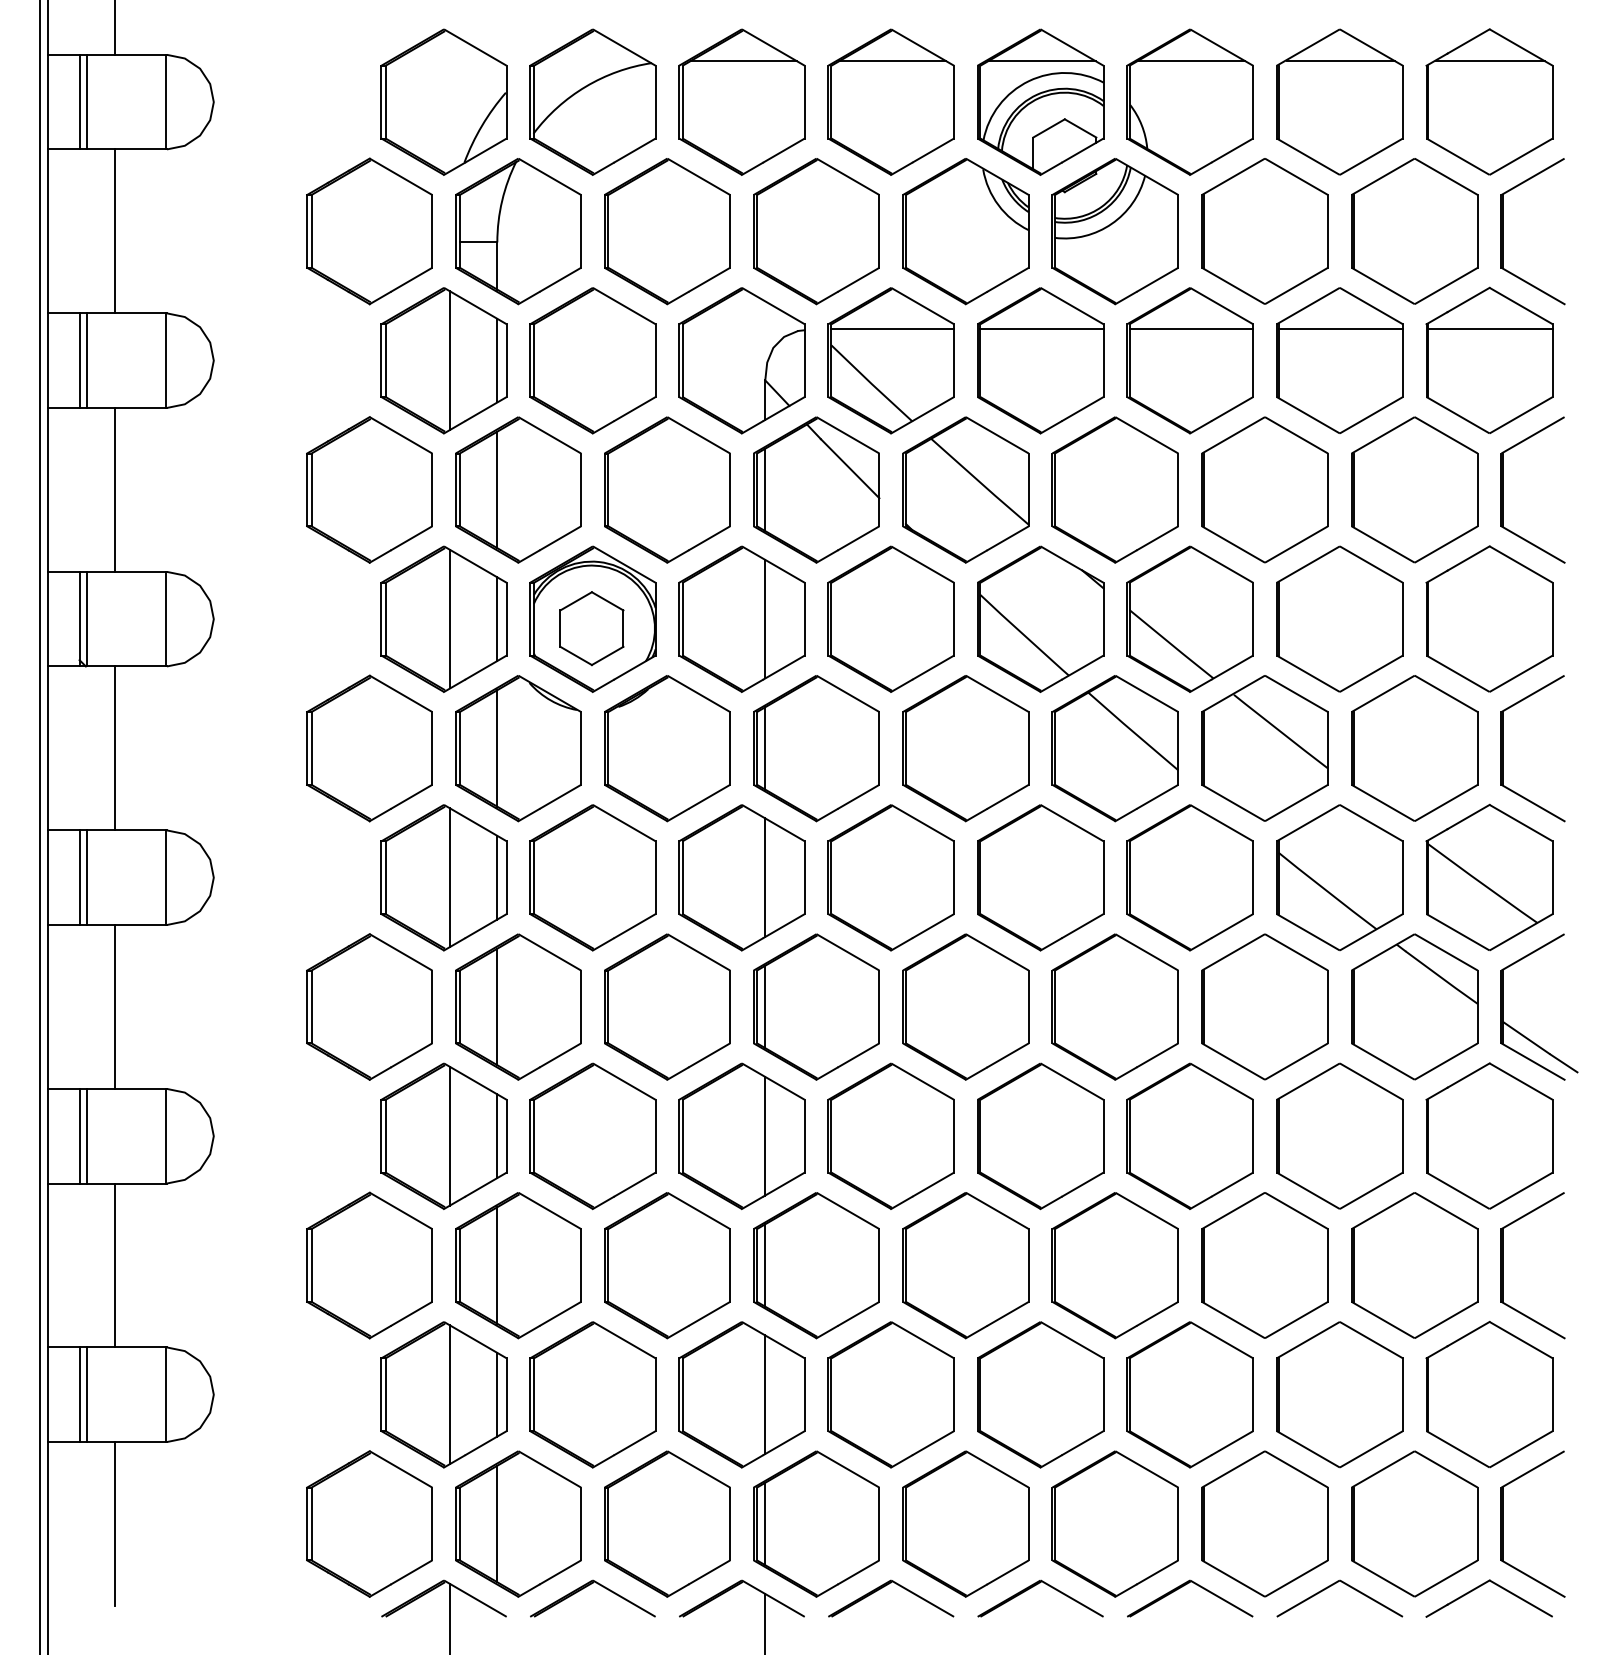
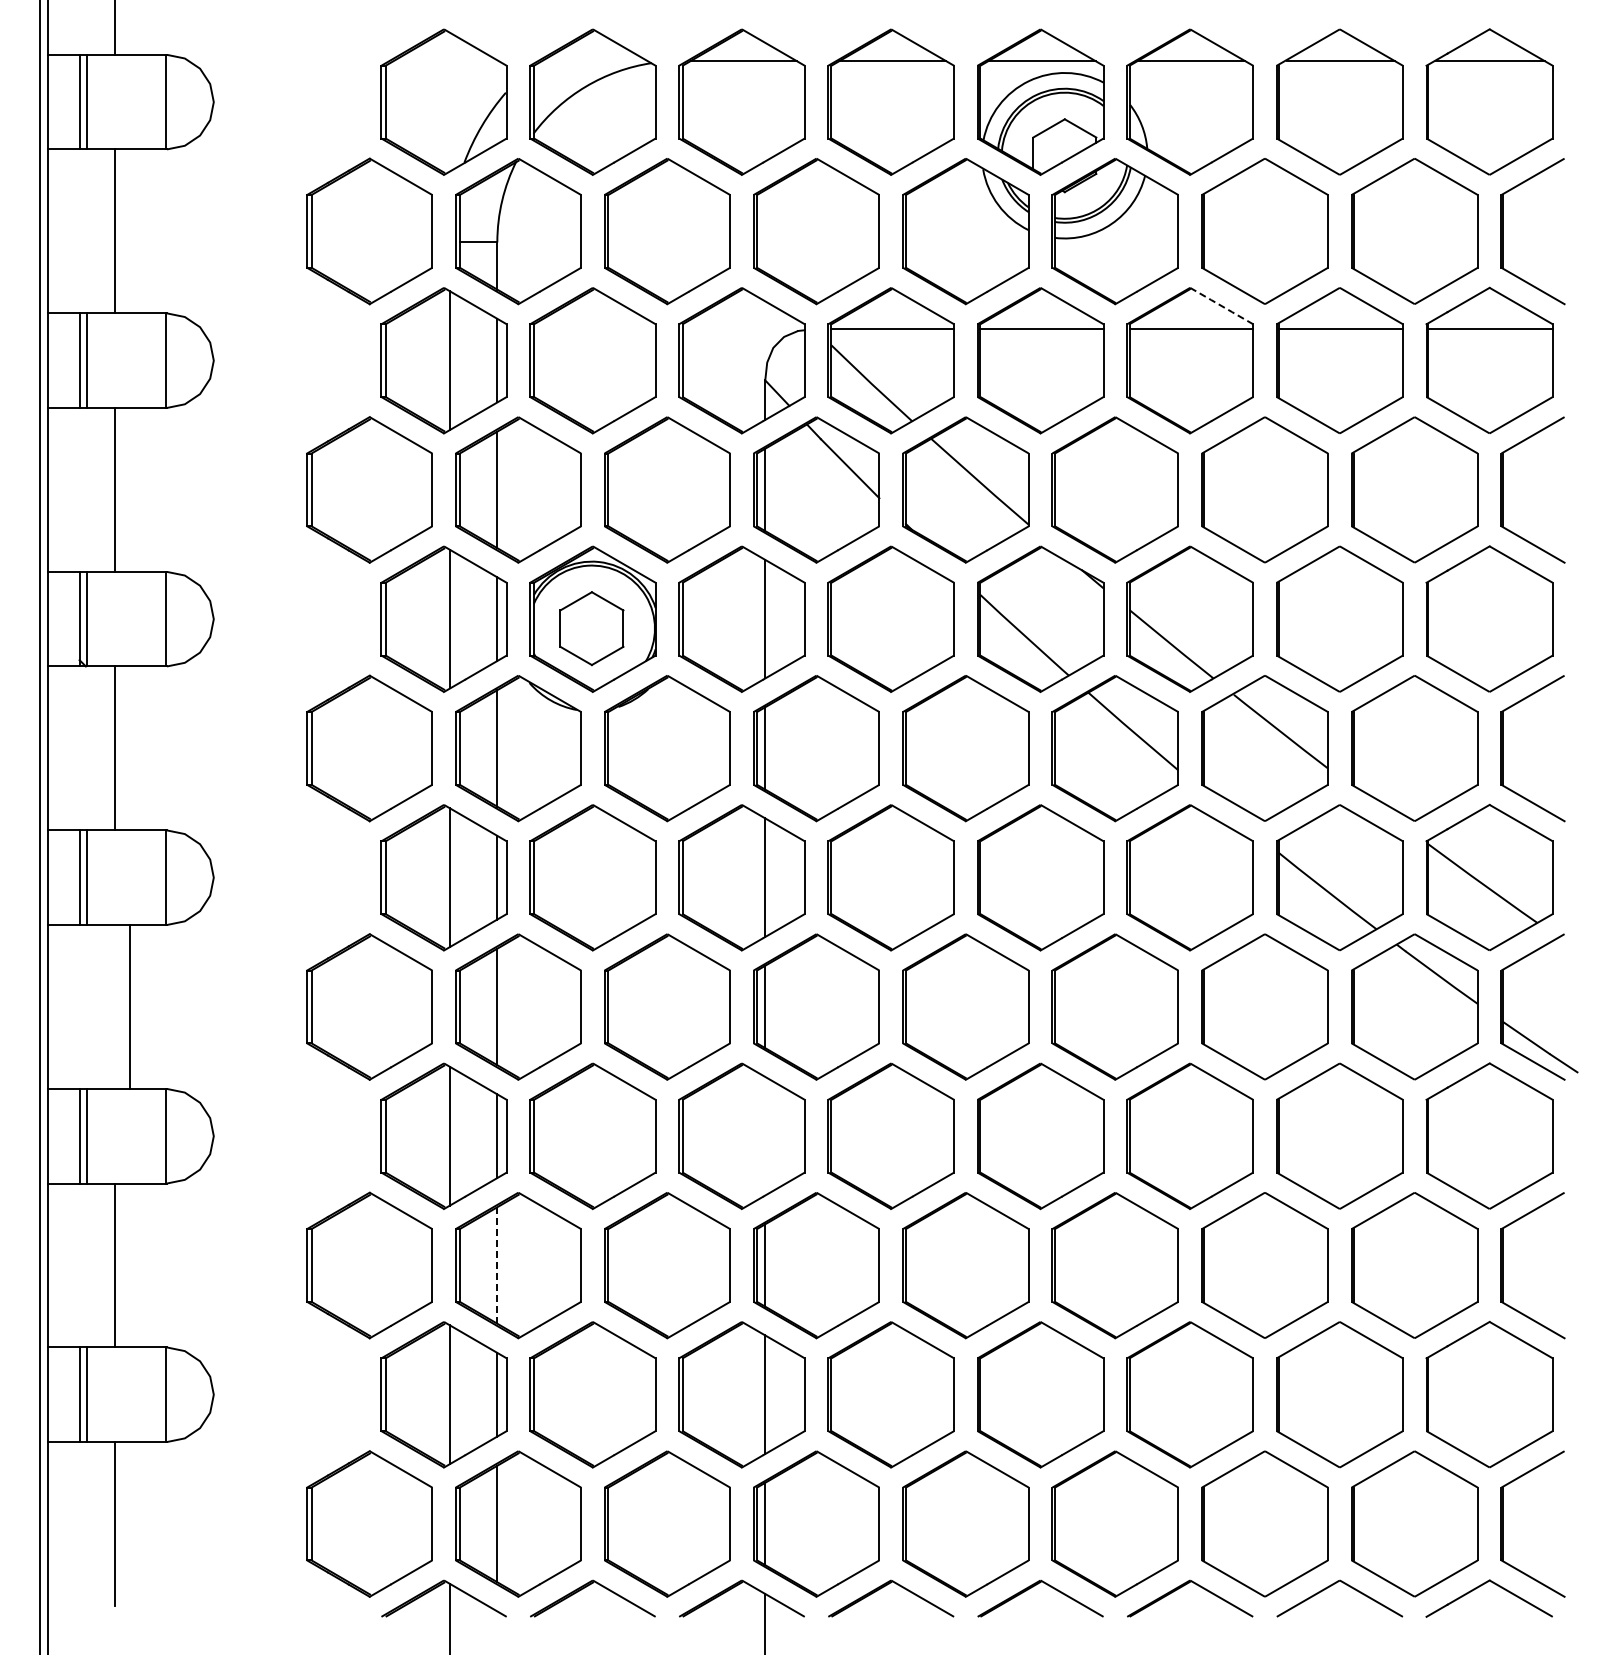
line: solid -> dashed (1222, 306)
line position: (114, 1006) -> (129, 1006) (129, 1006)
line: present -> none (765, 1135)
line: solid -> dashed (497, 1265)
